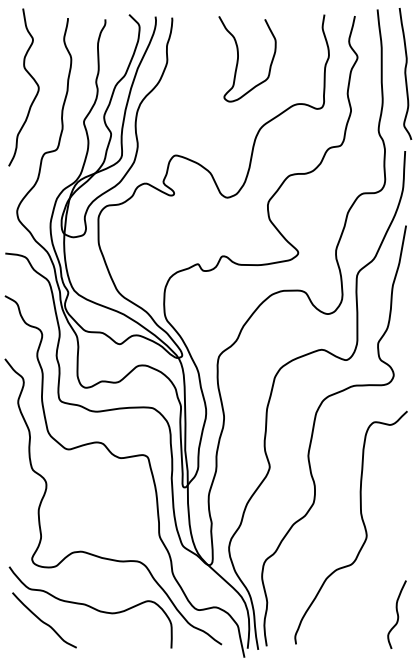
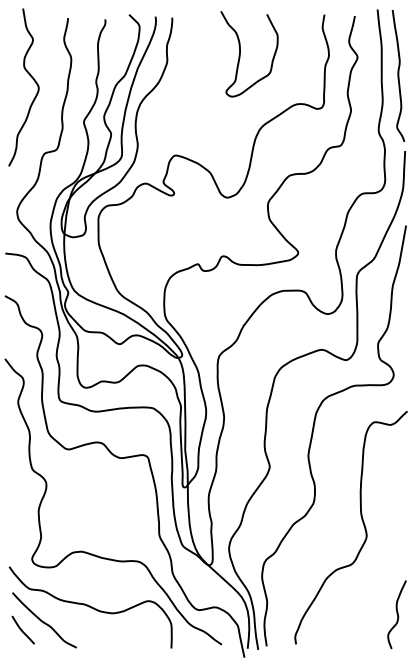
curve position: (238, 59) -> (240, 54) (240, 54)
curve position: (405, 73) -> (398, 75) (398, 75)
curve: none -> present (22, 629)
